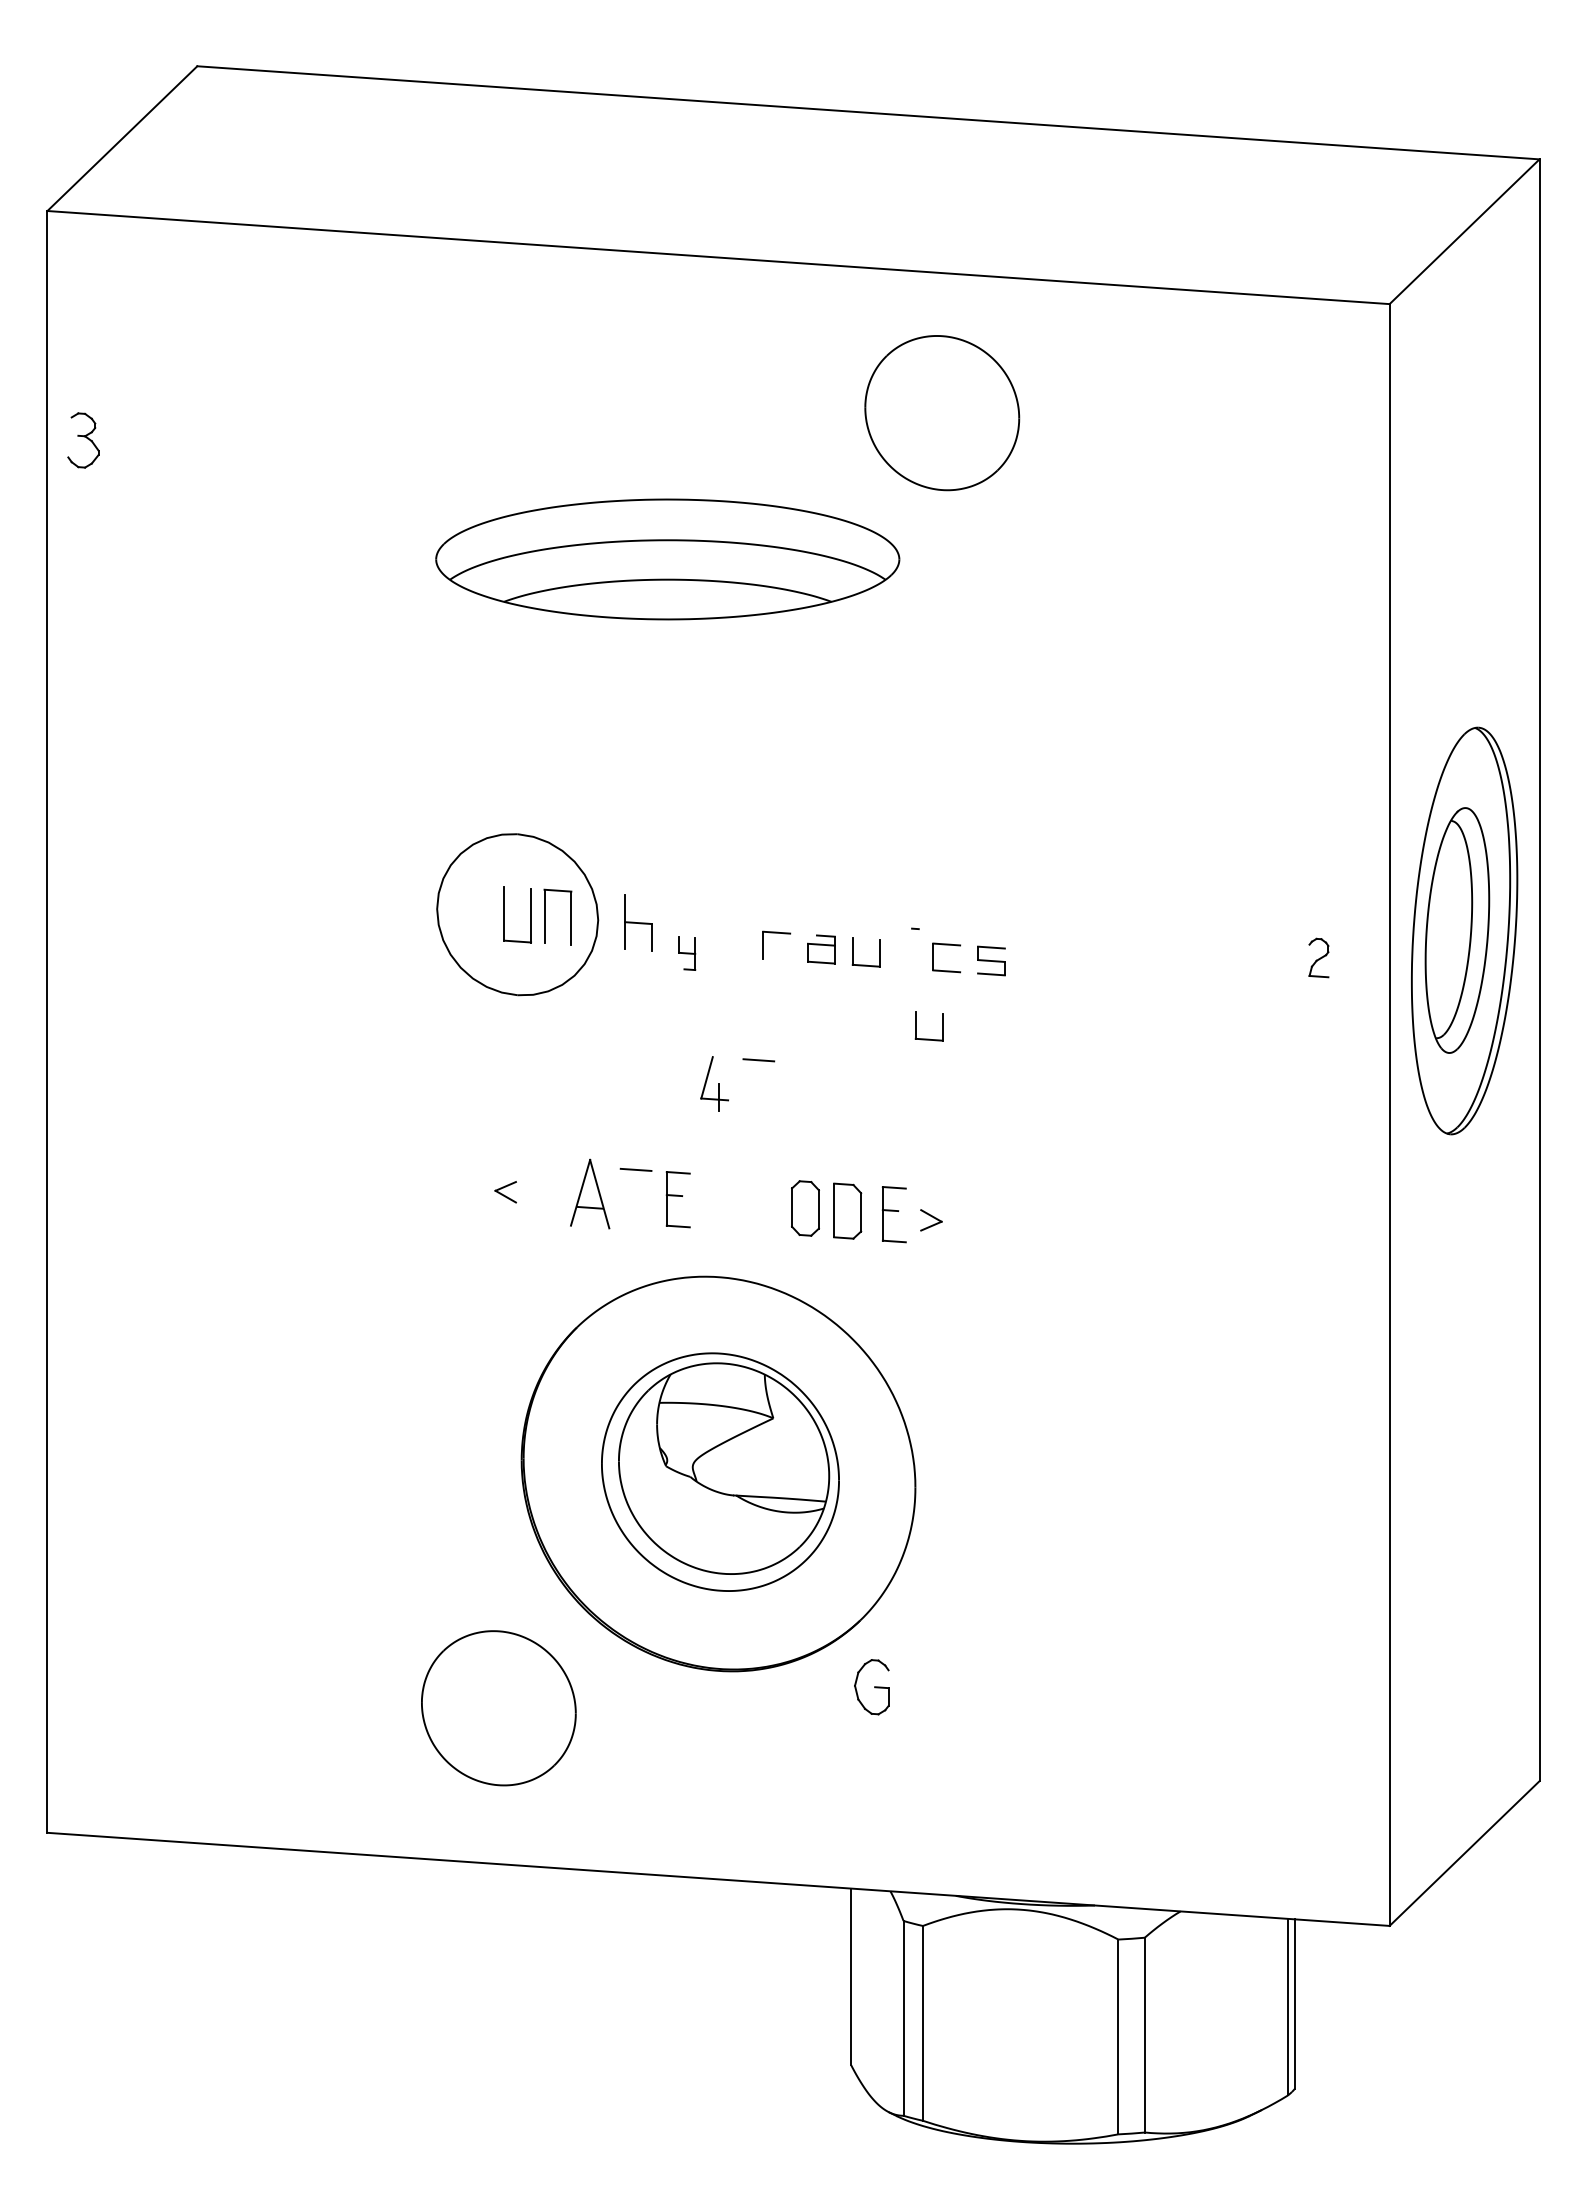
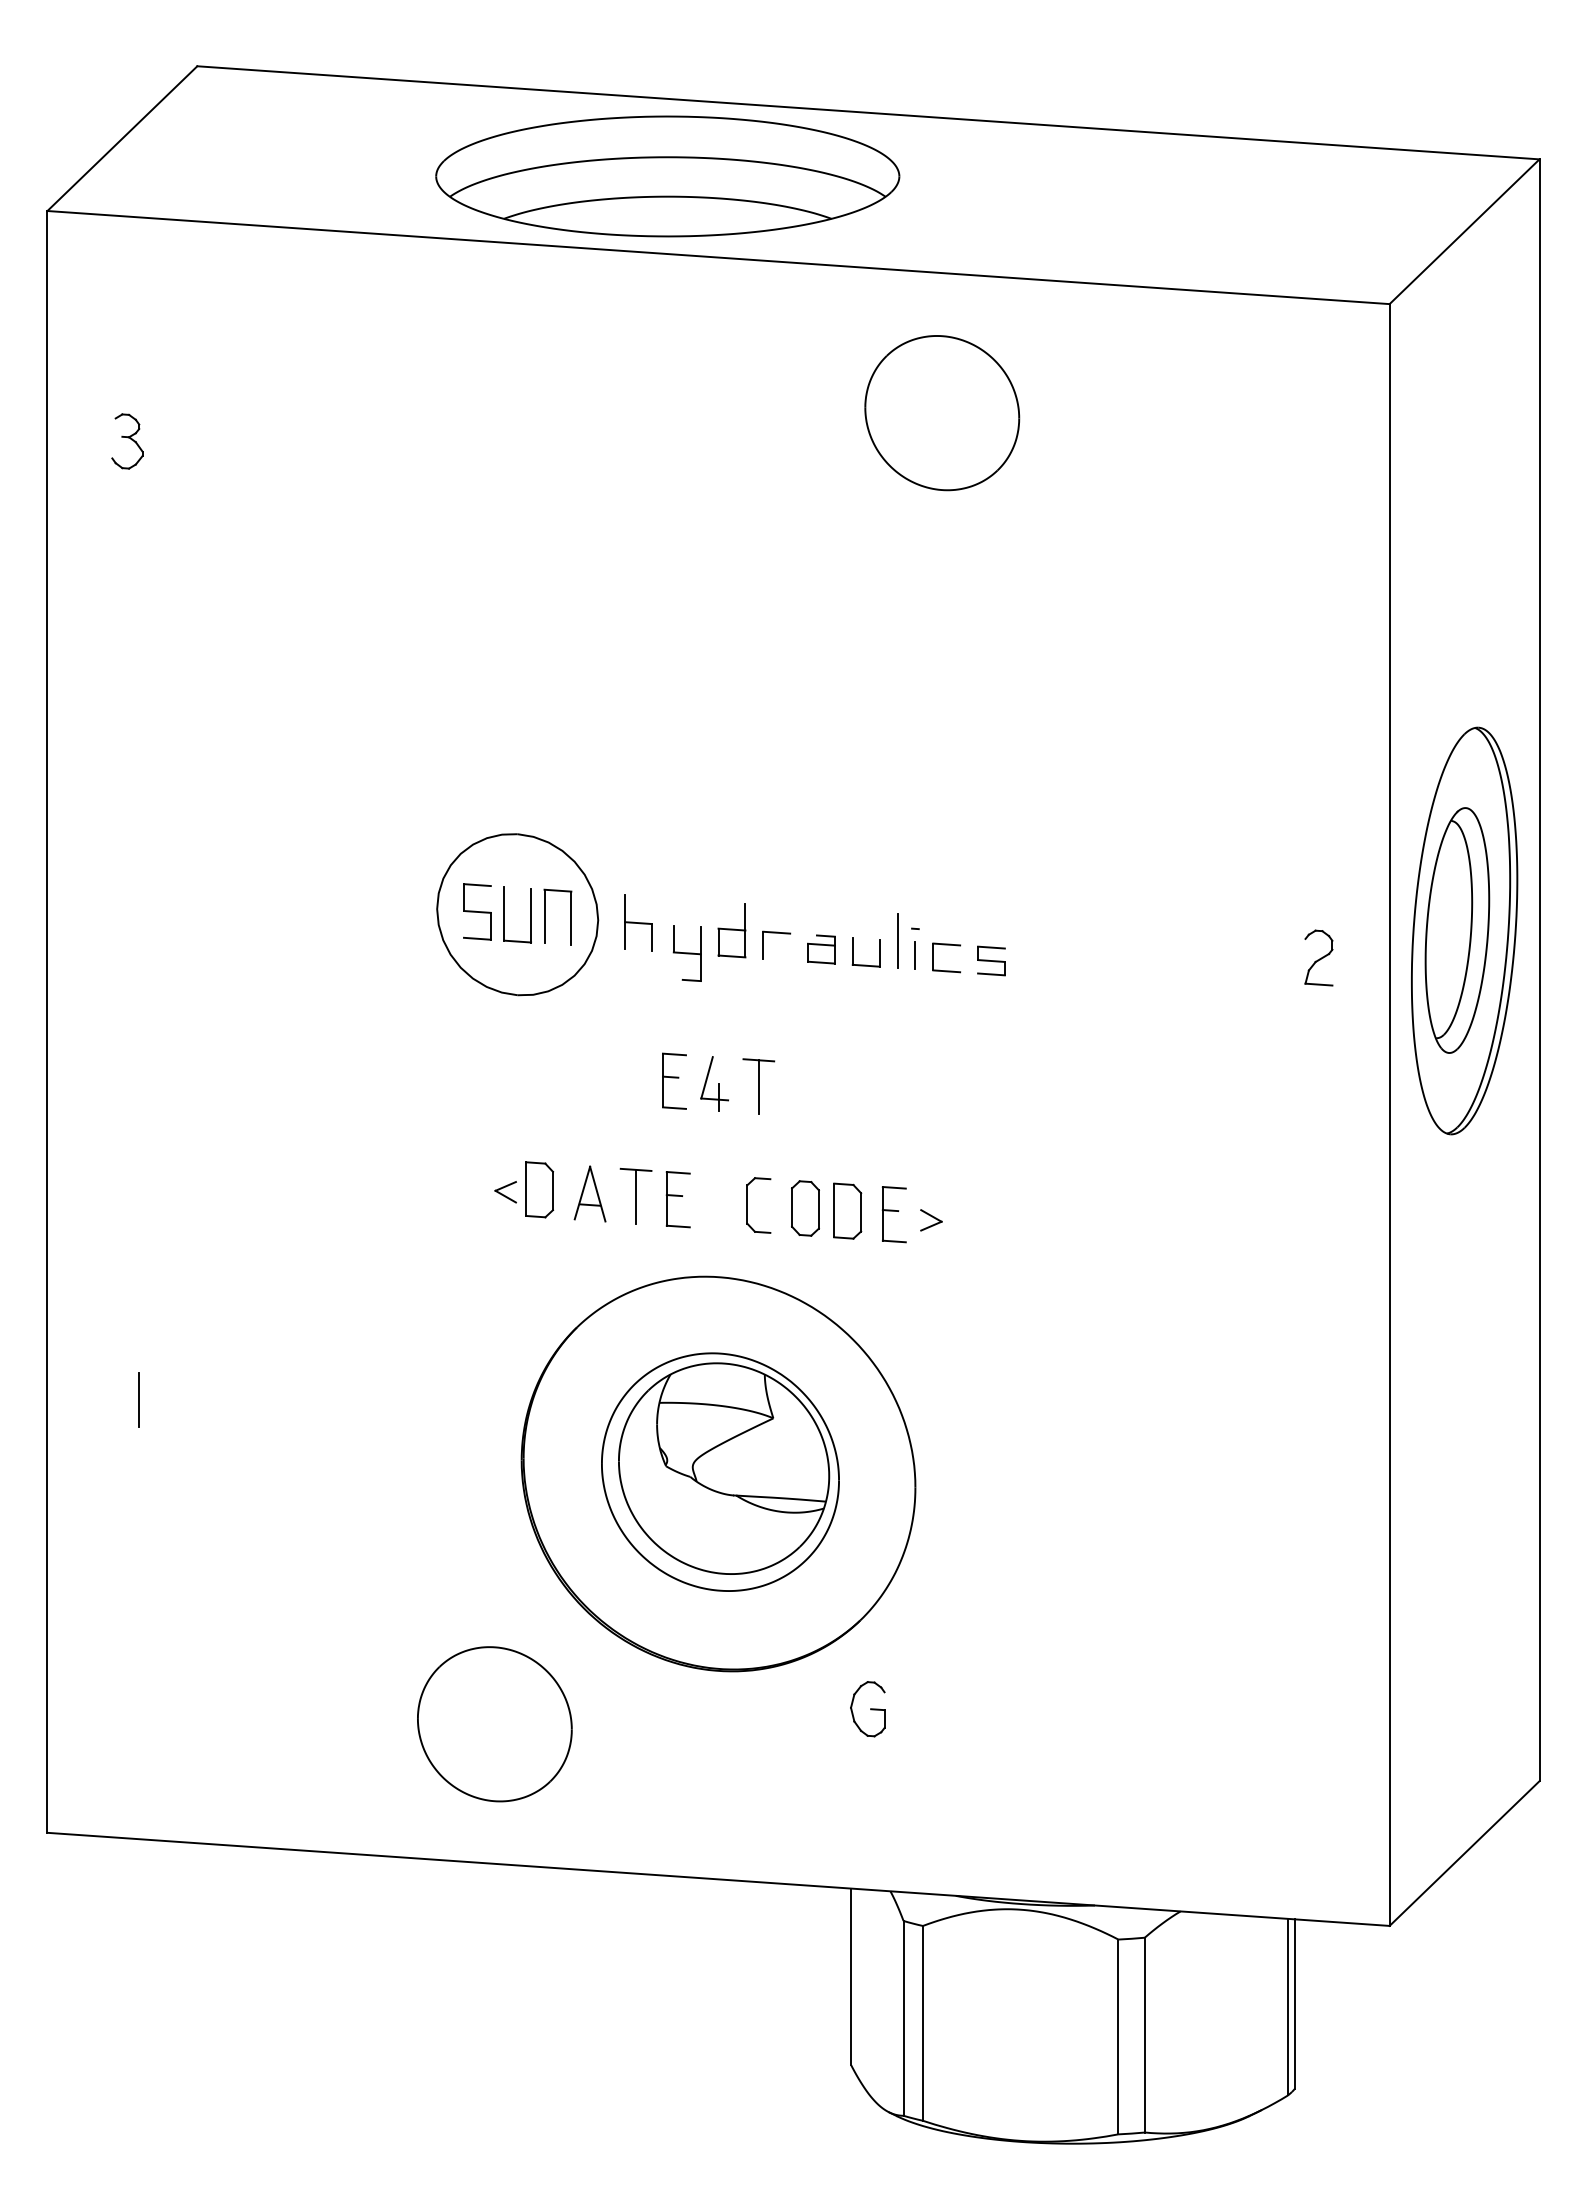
part position: (83, 440) -> (127, 441) (127, 441)
part position: (667, 559) -> (667, 176) (667, 176)
part: none -> present (477, 911)
part: none -> present (731, 930)
line: none -> present (897, 940)
part size: 19x35 px -> 30x57 px (686, 953)
line: none -> present (915, 955)
part size: 22x42 px -> 30x58 px (1318, 957)
part: present -> none (916, 1026)
part: none -> present (674, 1080)
line: none -> present (758, 1086)
part: none -> present (539, 1189)
part size: 41x72 px -> 34x58 px (589, 1193)
line: none -> present (636, 1196)
part: none -> present (747, 1205)
line: none -> present (139, 1399)
part position: (871, 1687) -> (867, 1709) (867, 1709)
part position: (498, 1708) -> (494, 1724) (494, 1724)
